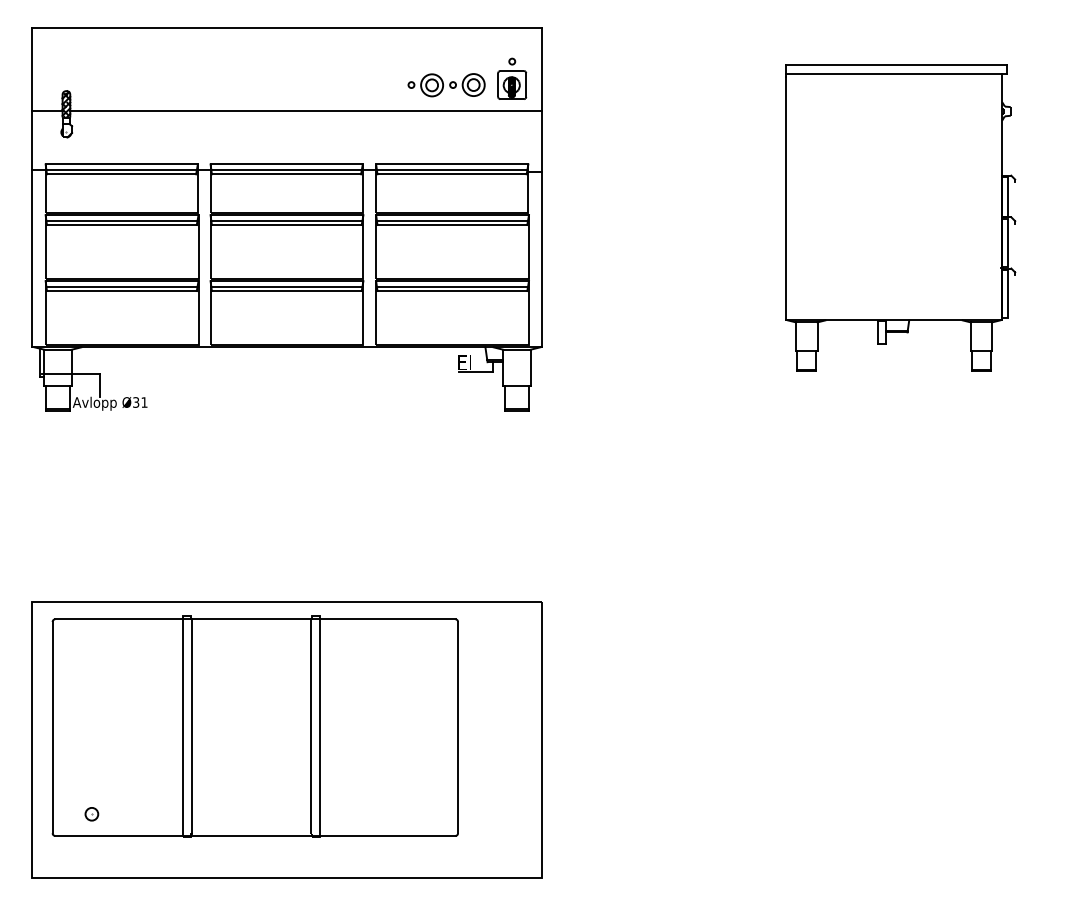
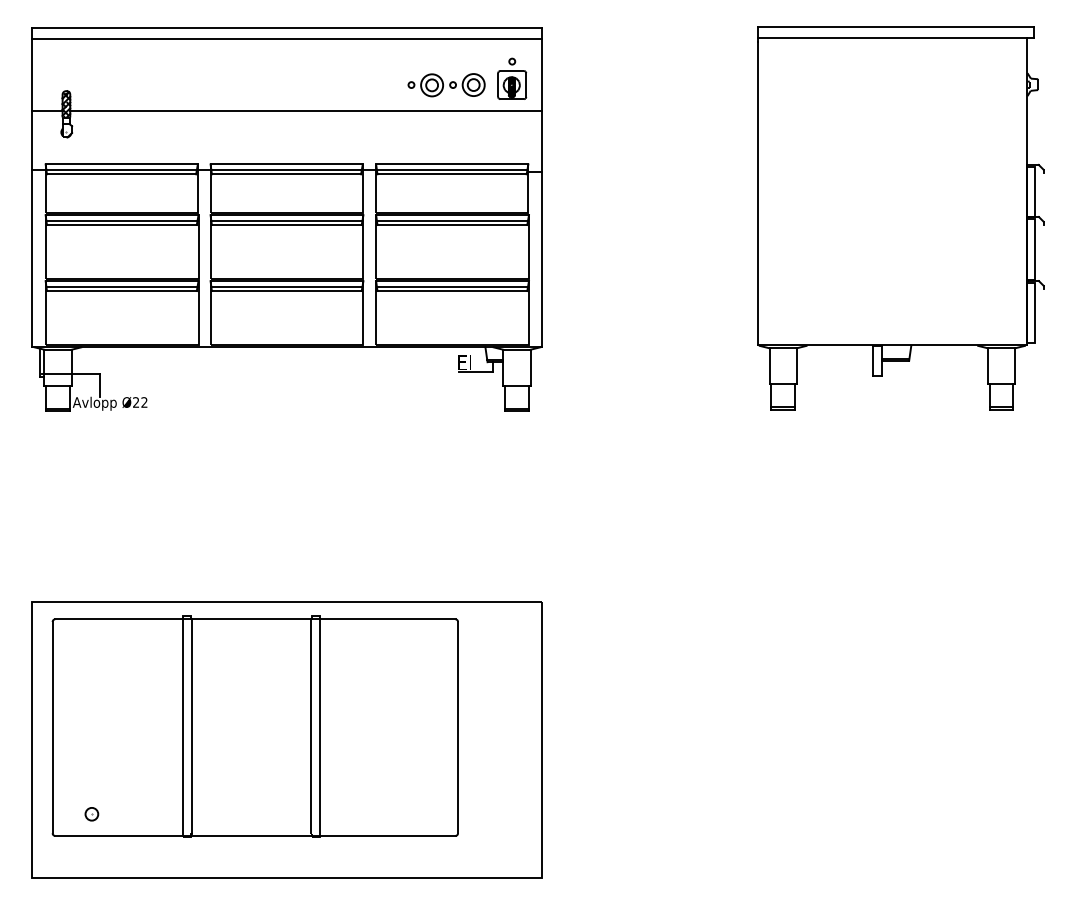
line: none -> present (286, 38)
part size: 232x308 px -> 288x385 px (900, 218)
text: Ø31 -> Ø22 (140, 402)
